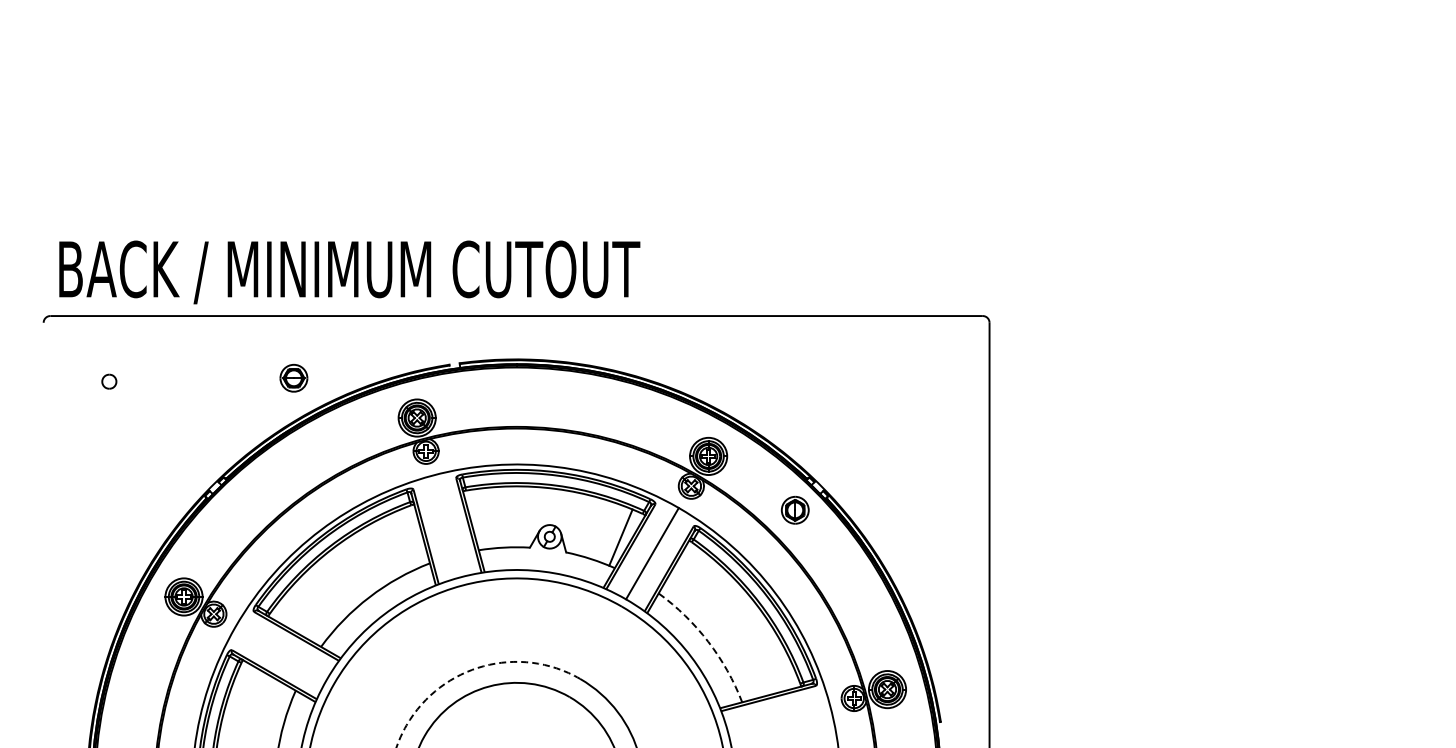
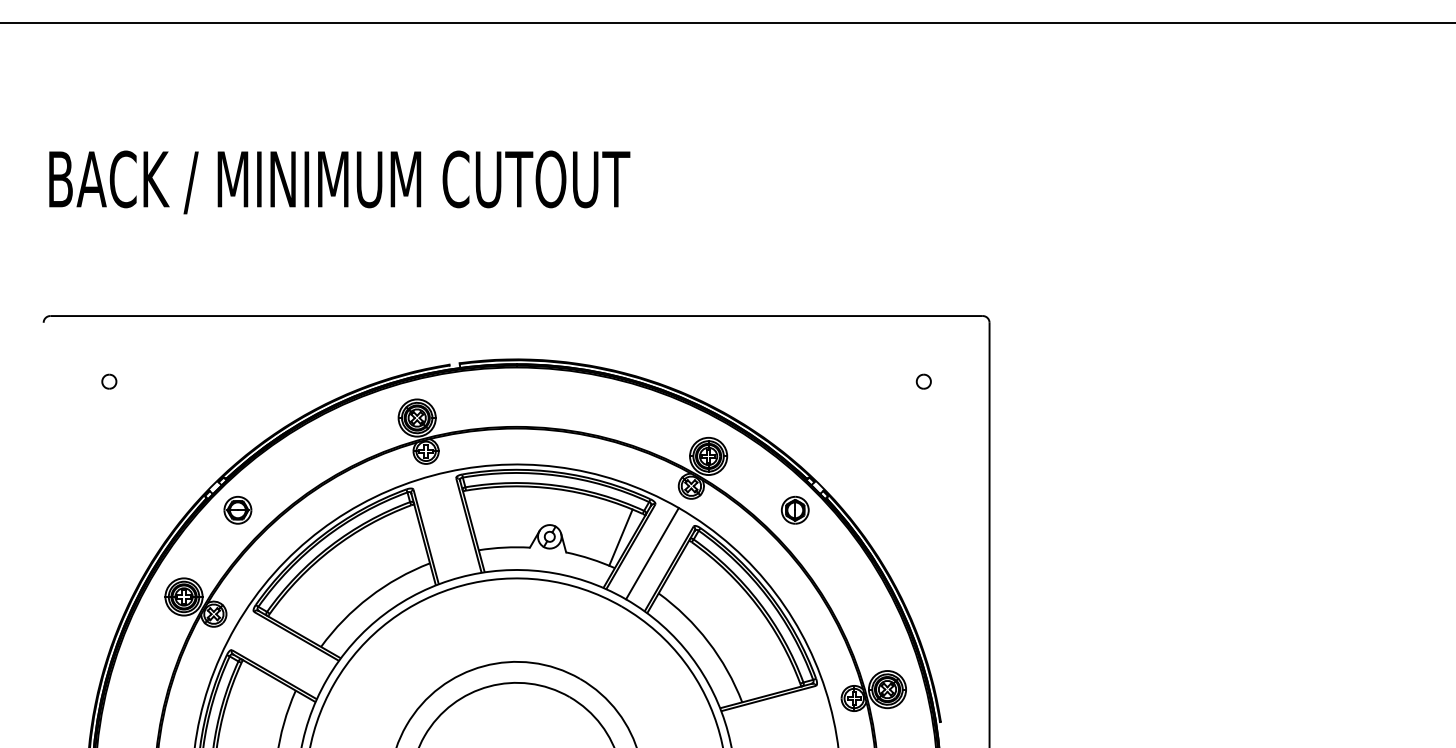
line: none -> present (727, 22)
text position: (349, 272) -> (339, 182) (339, 182)
part position: (293, 378) -> (237, 510) (237, 510)
part: none -> present (923, 381)
arc: dashed -> solid (708, 641)
arc: dashed -> solid (472, 669)
